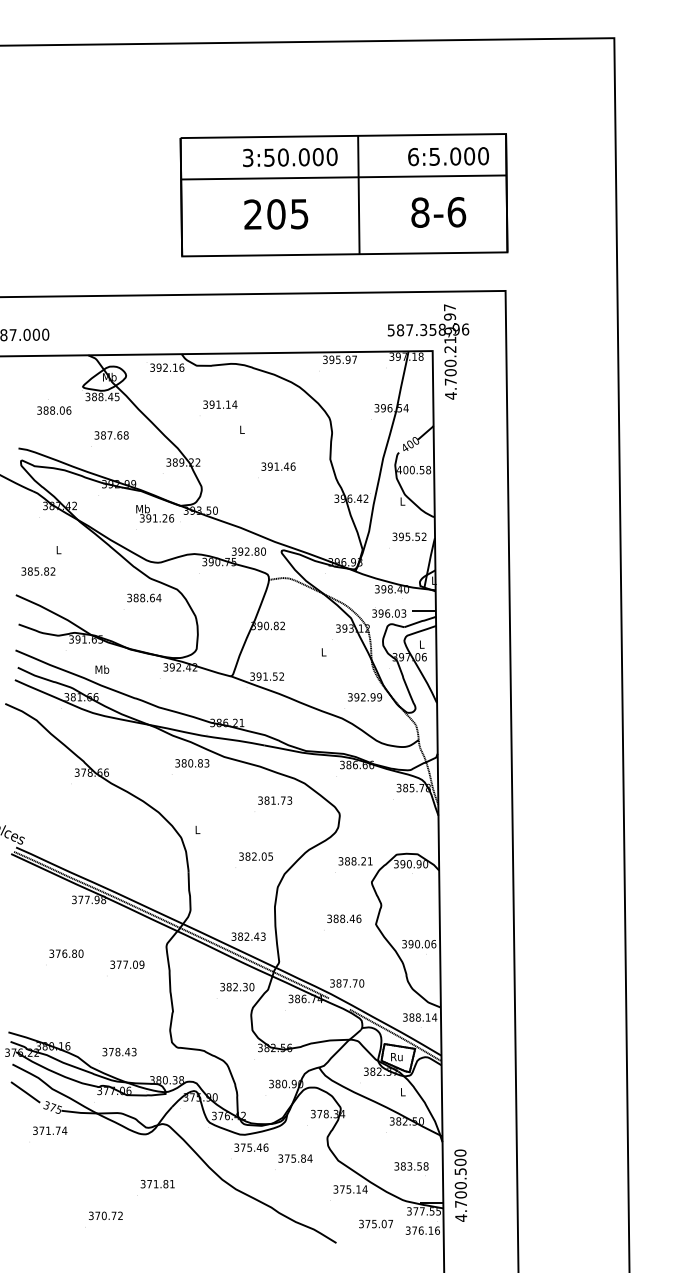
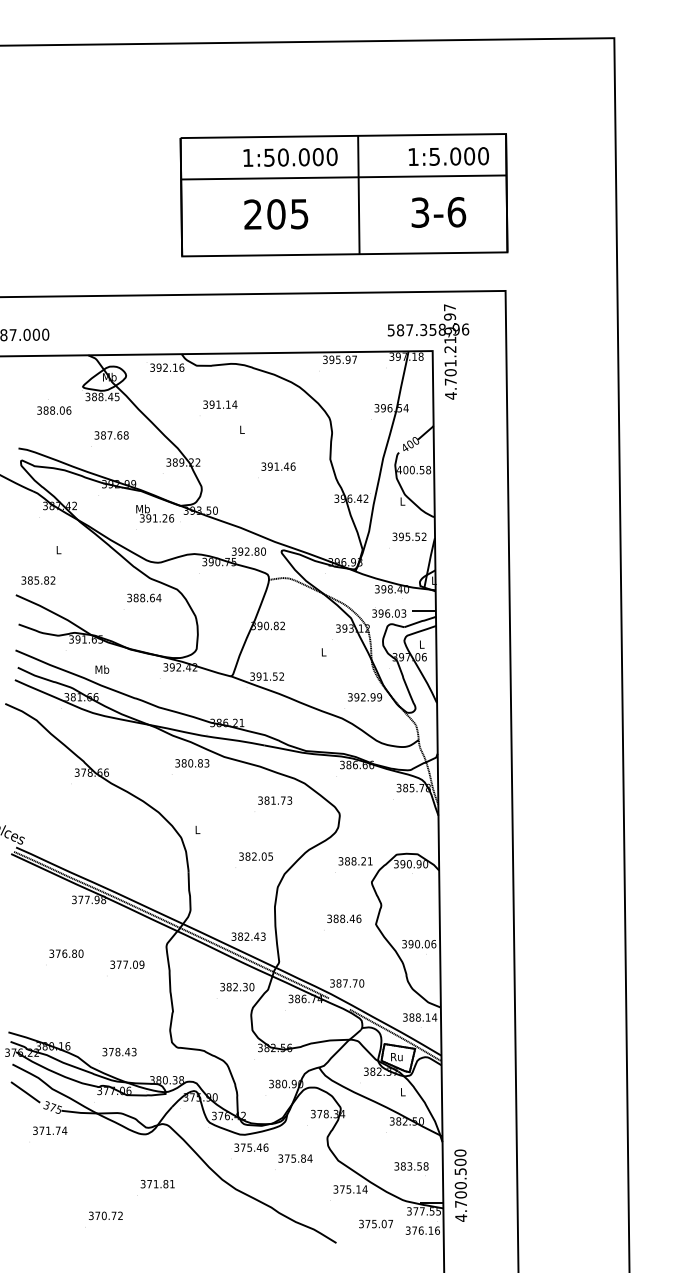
text: 6:5.000 -> 1:5.000 (413, 156)
text: 3:50.000 -> 1:50.000 (248, 157)
text: 8-6 -> 3-6 (420, 212)
text: 4.700.219,97 -> 4.701.219,97 (450, 362)
text position: (38, 571) -> (38, 580) (38, 580)
